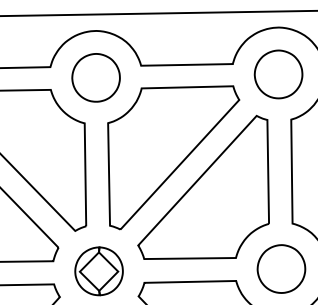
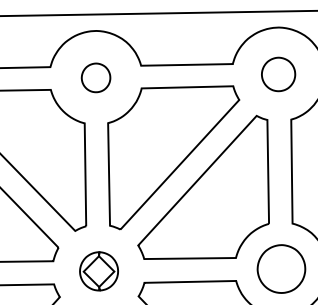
part size: 51x51 px -> 36x37 px (278, 74)
part size: 50x50 px -> 32x32 px (95, 77)
part size: 50x51 px -> 40x41 px (98, 271)
